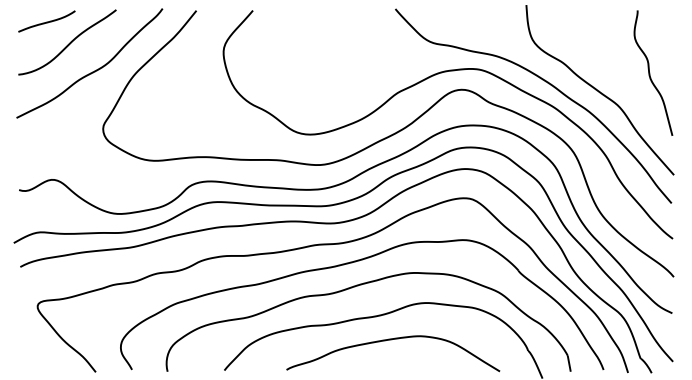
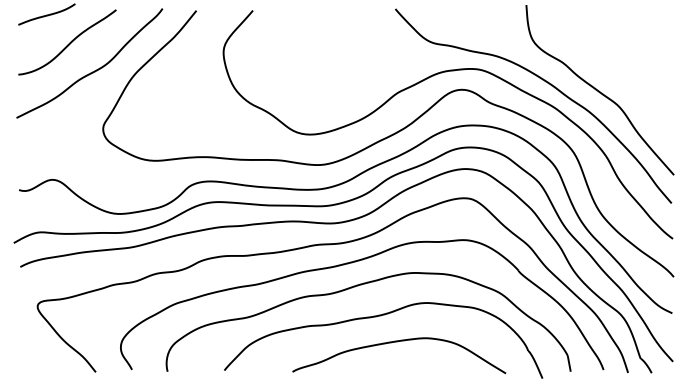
curve position: (46, 21) -> (46, 14) (46, 14)
curve: present -> none (650, 73)
curve position: (391, 340) -> (397, 342) (397, 342)
